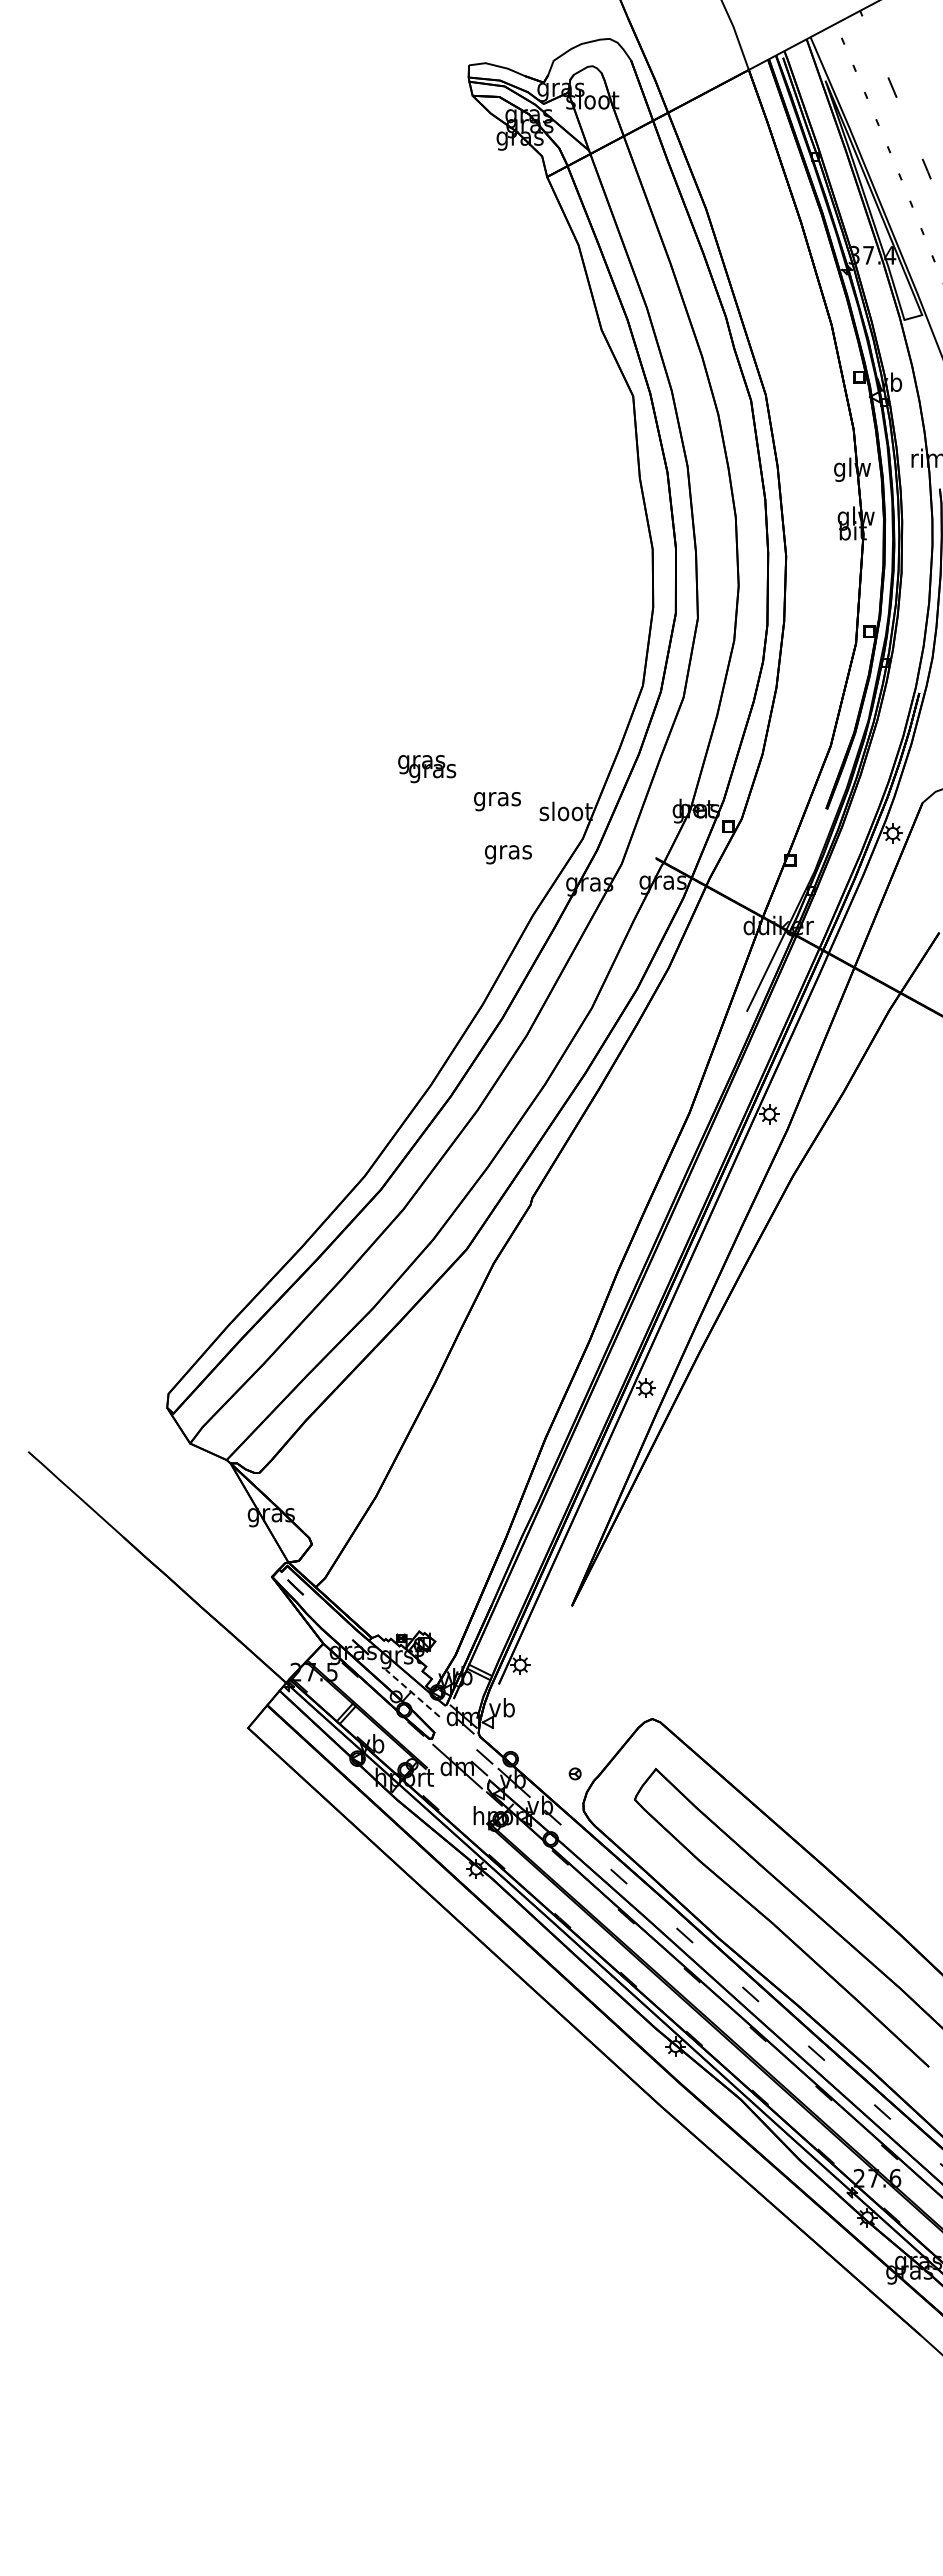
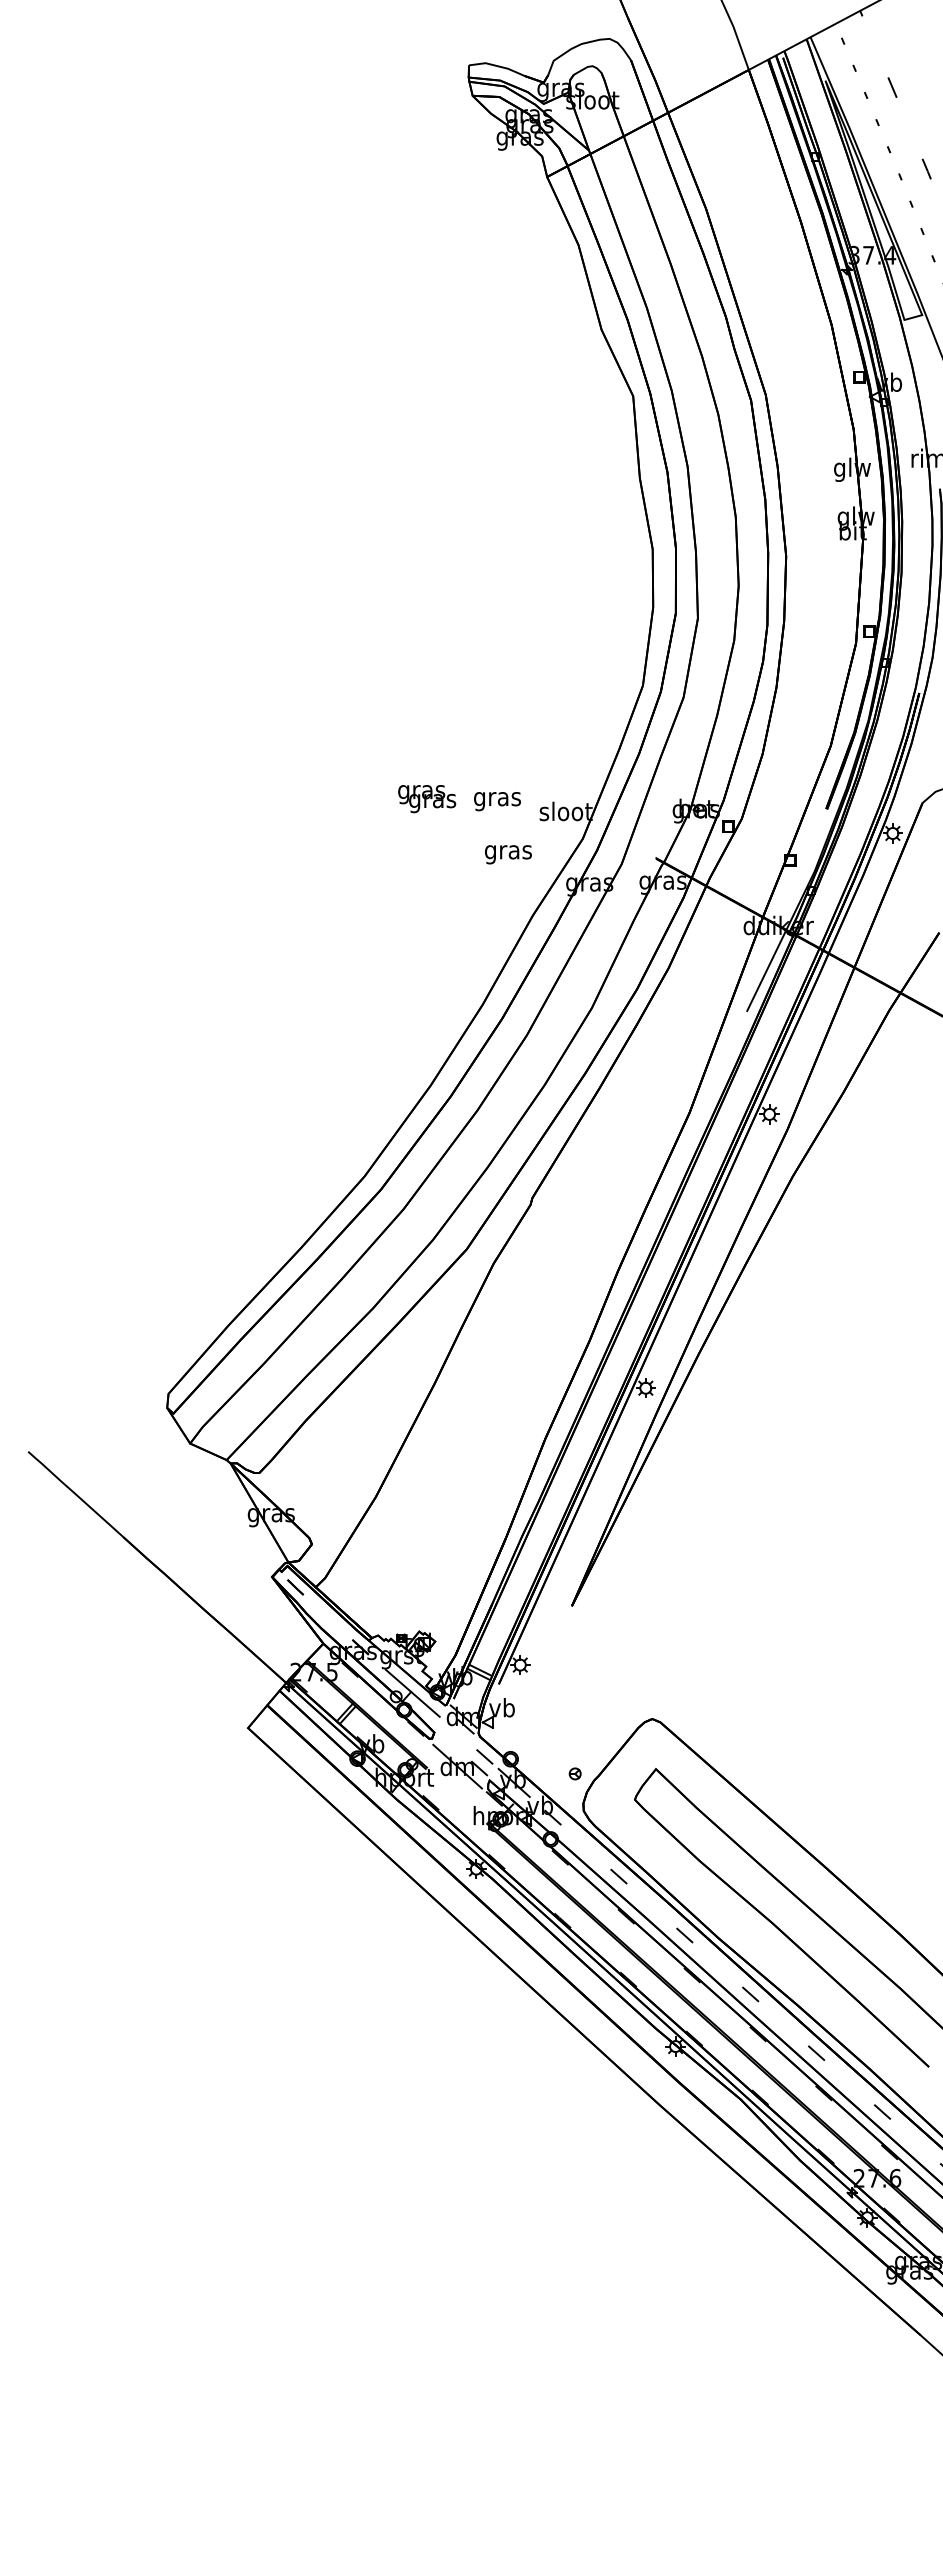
text position: (427, 769) -> (427, 799) (427, 799)
line: dashed -> solid (412, 1693)
